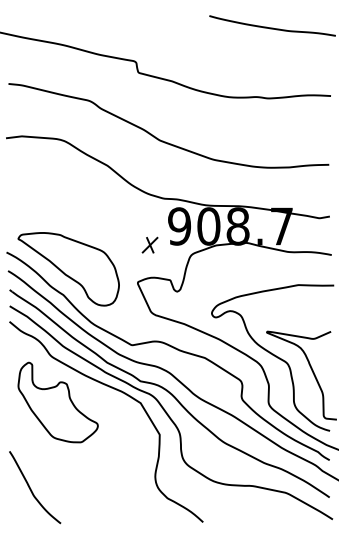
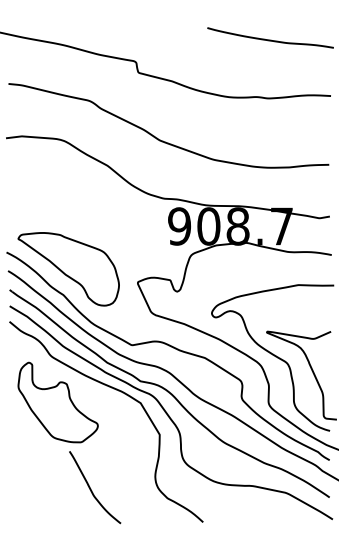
curve position: (272, 27) -> (270, 39) (270, 39)
part: present -> none (149, 244)
curve position: (31, 488) -> (91, 488) (91, 488)
